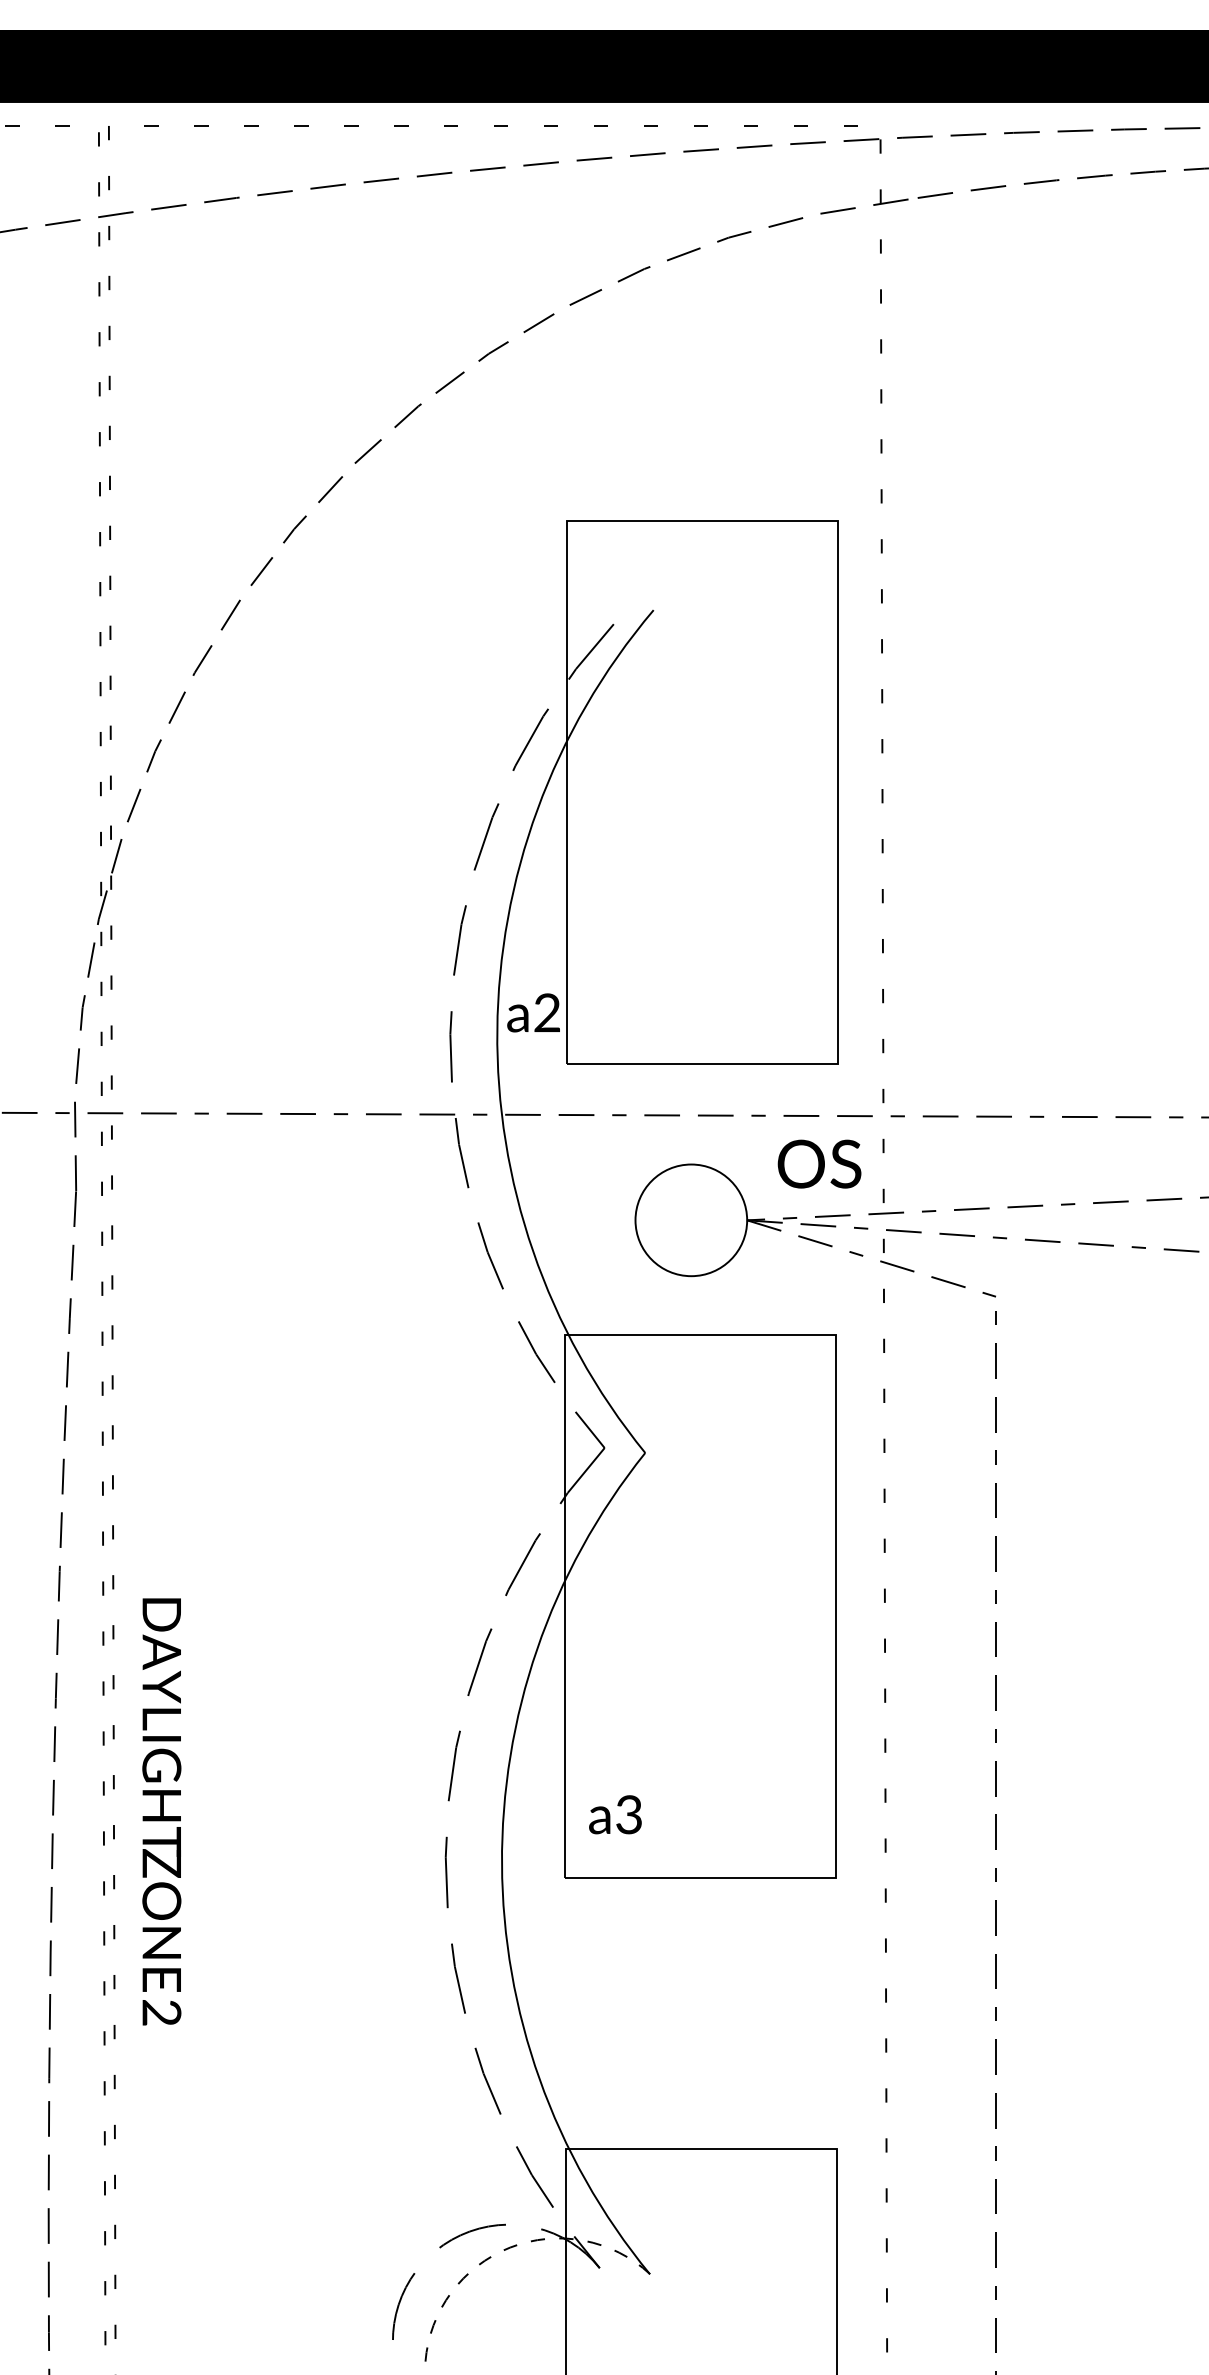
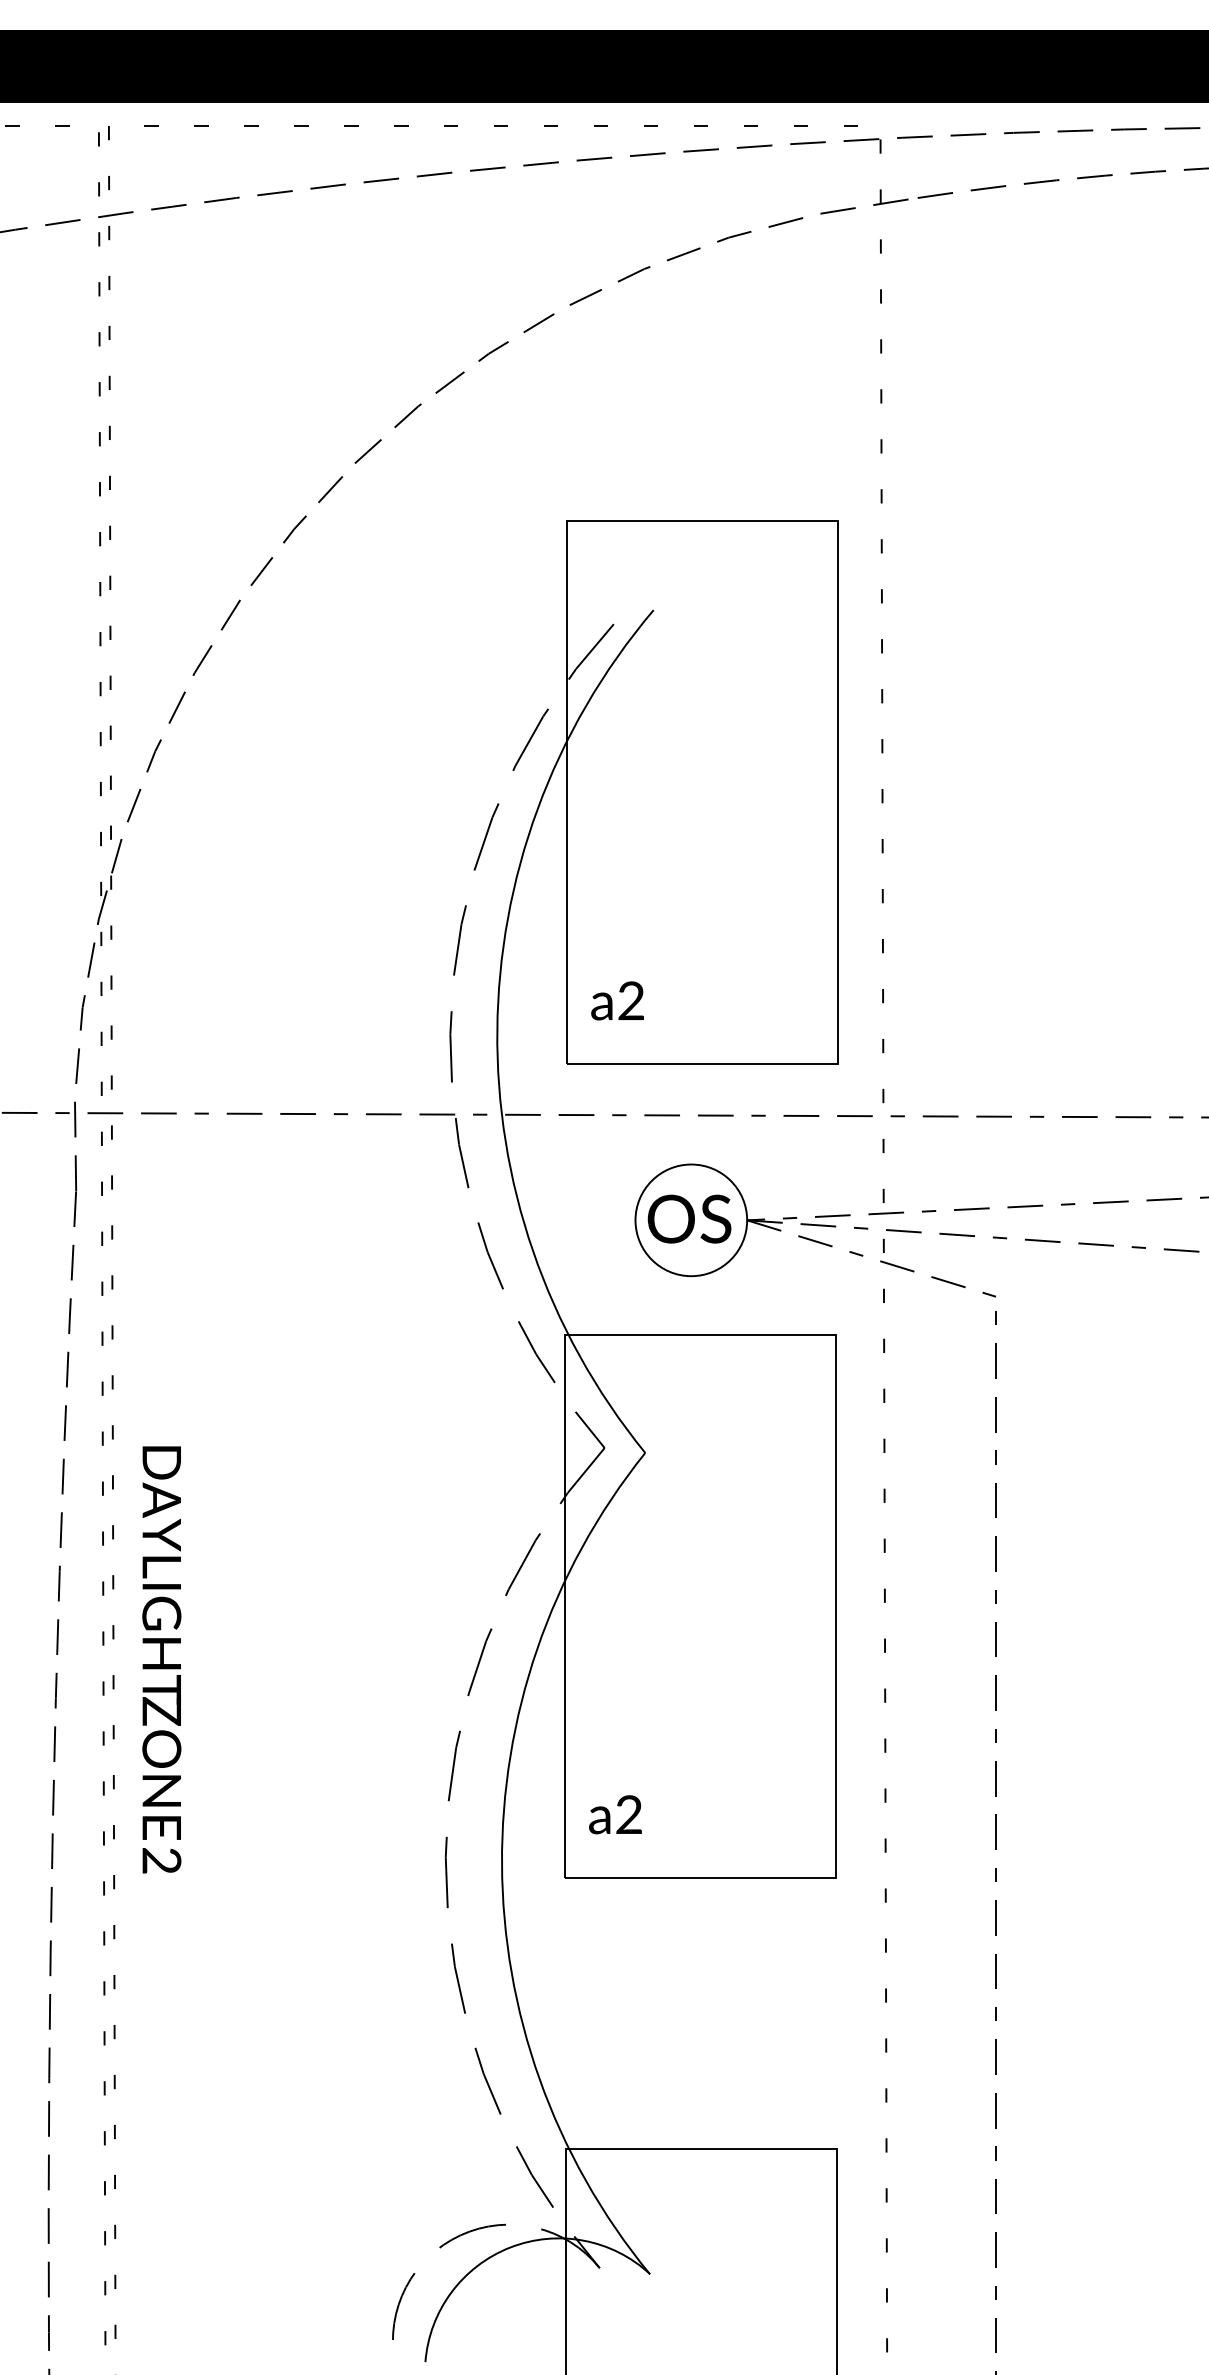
text position: (533, 1012) -> (617, 1000) (617, 1000)
text position: (819, 1163) -> (689, 1218) (689, 1218)
text position: (161, 1811) -> (161, 1659) (161, 1659)
text: a3 -> a2 (628, 1815)
arc: dashed -> solid (510, 2247)
